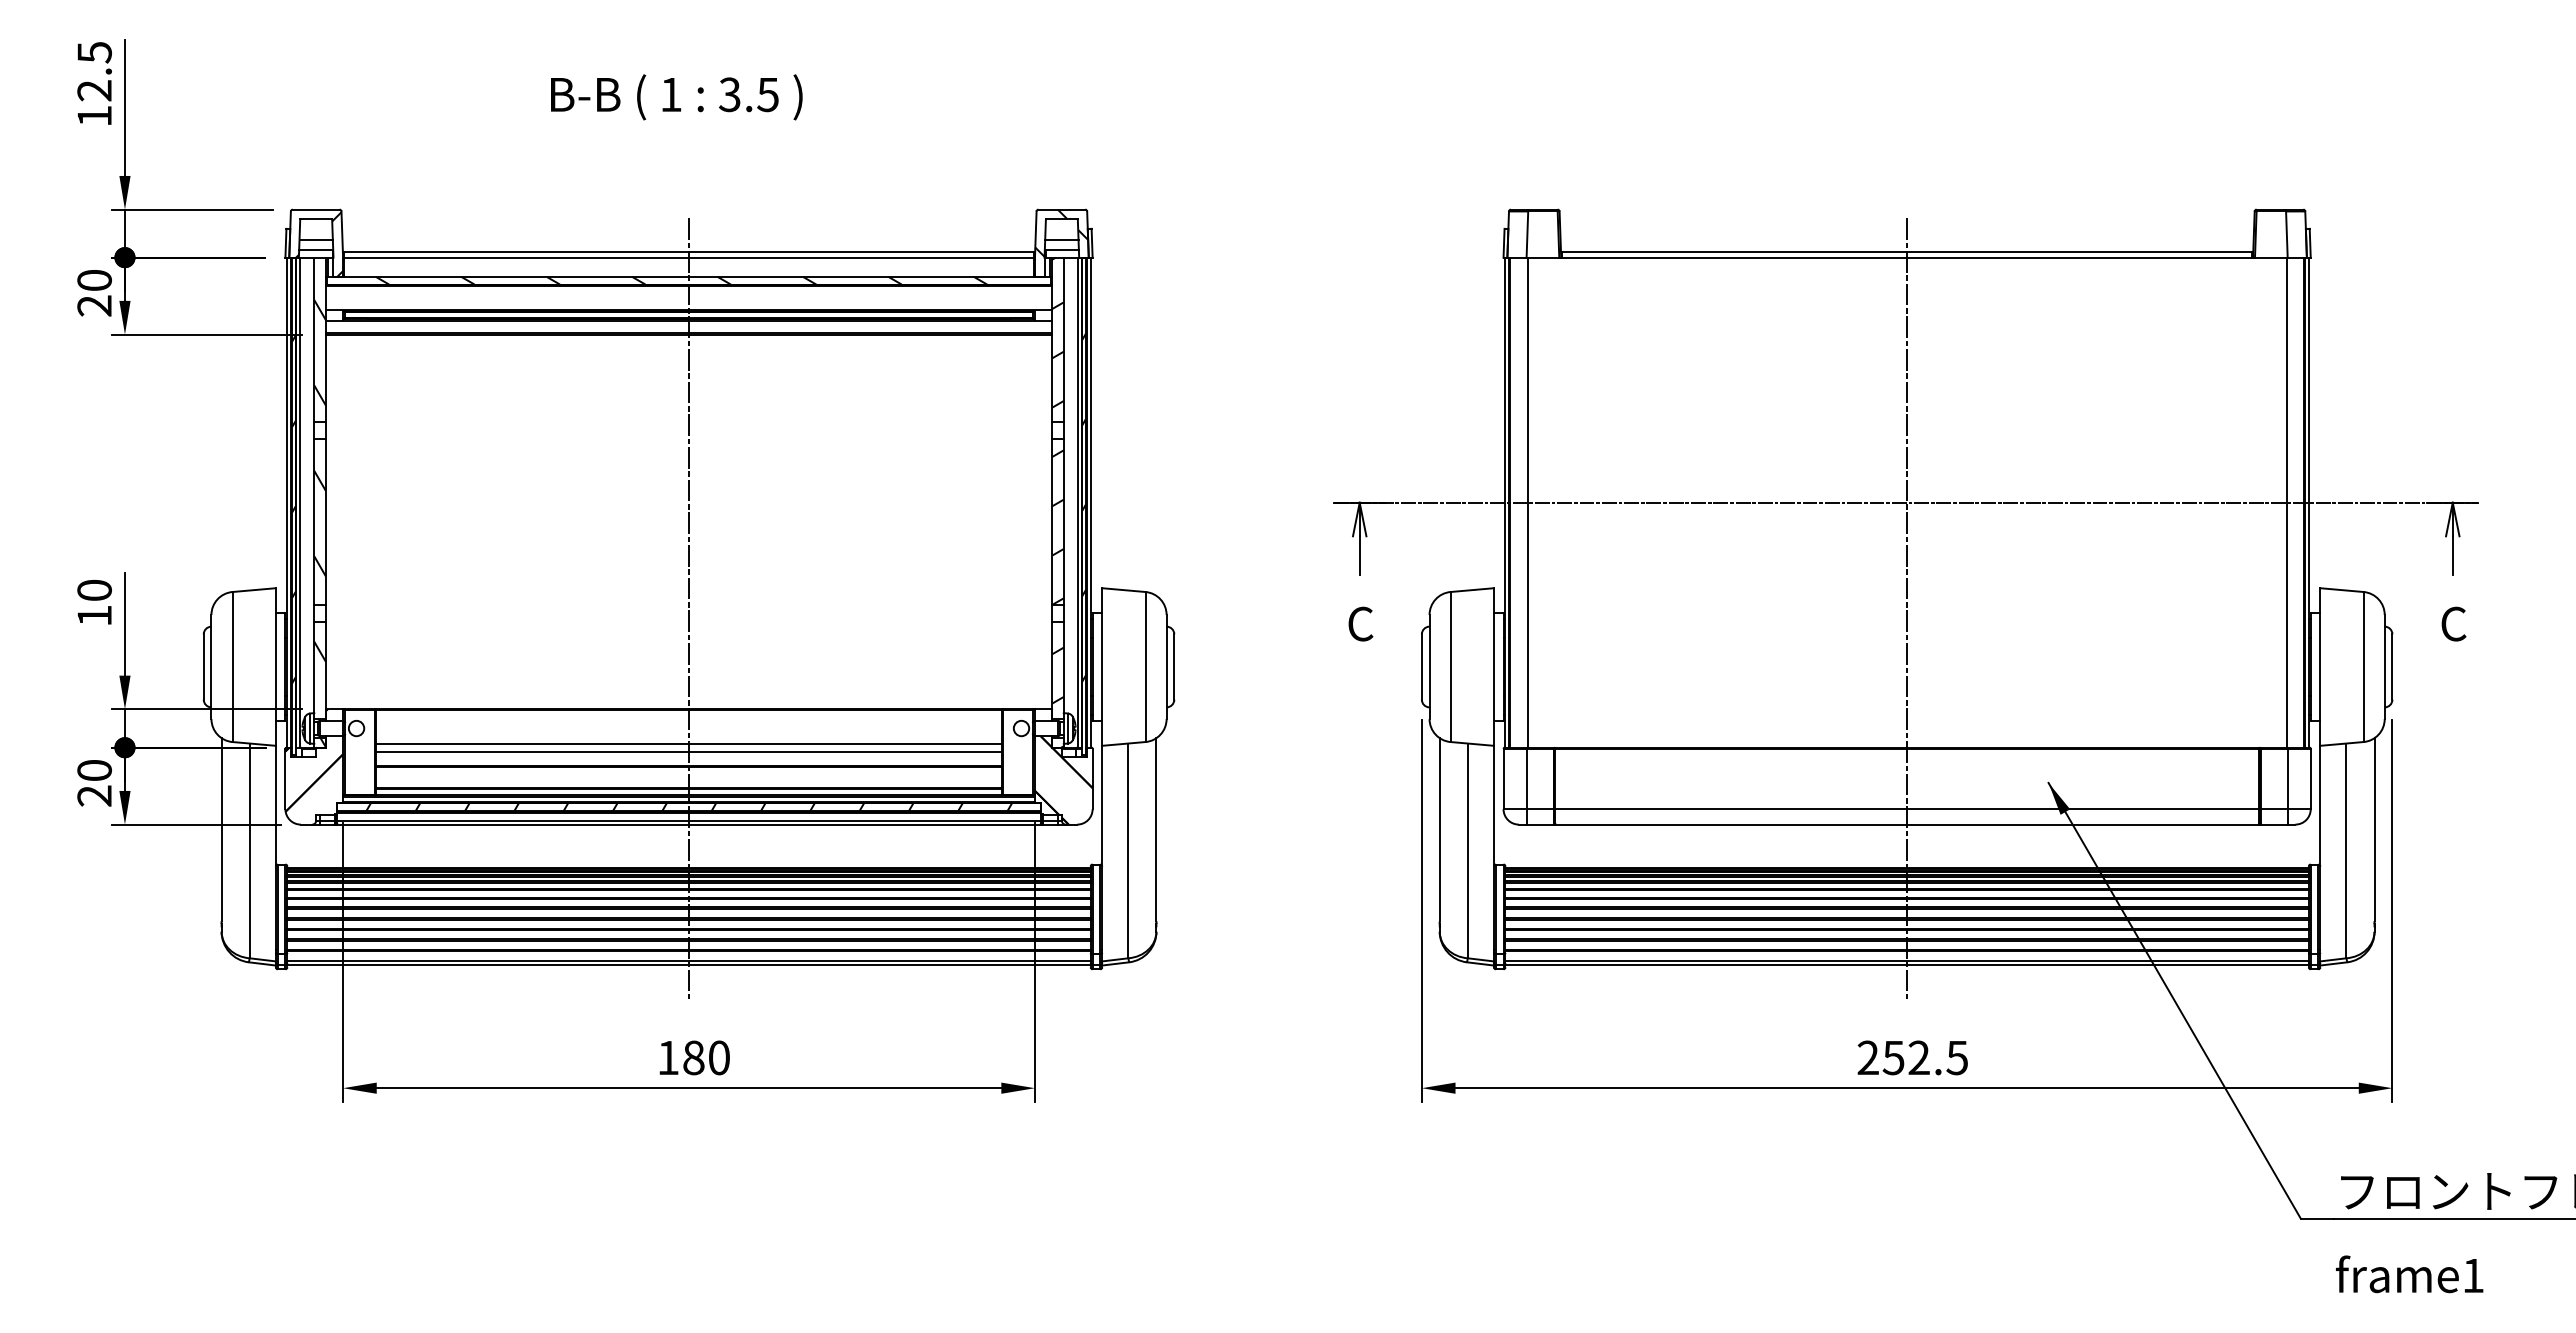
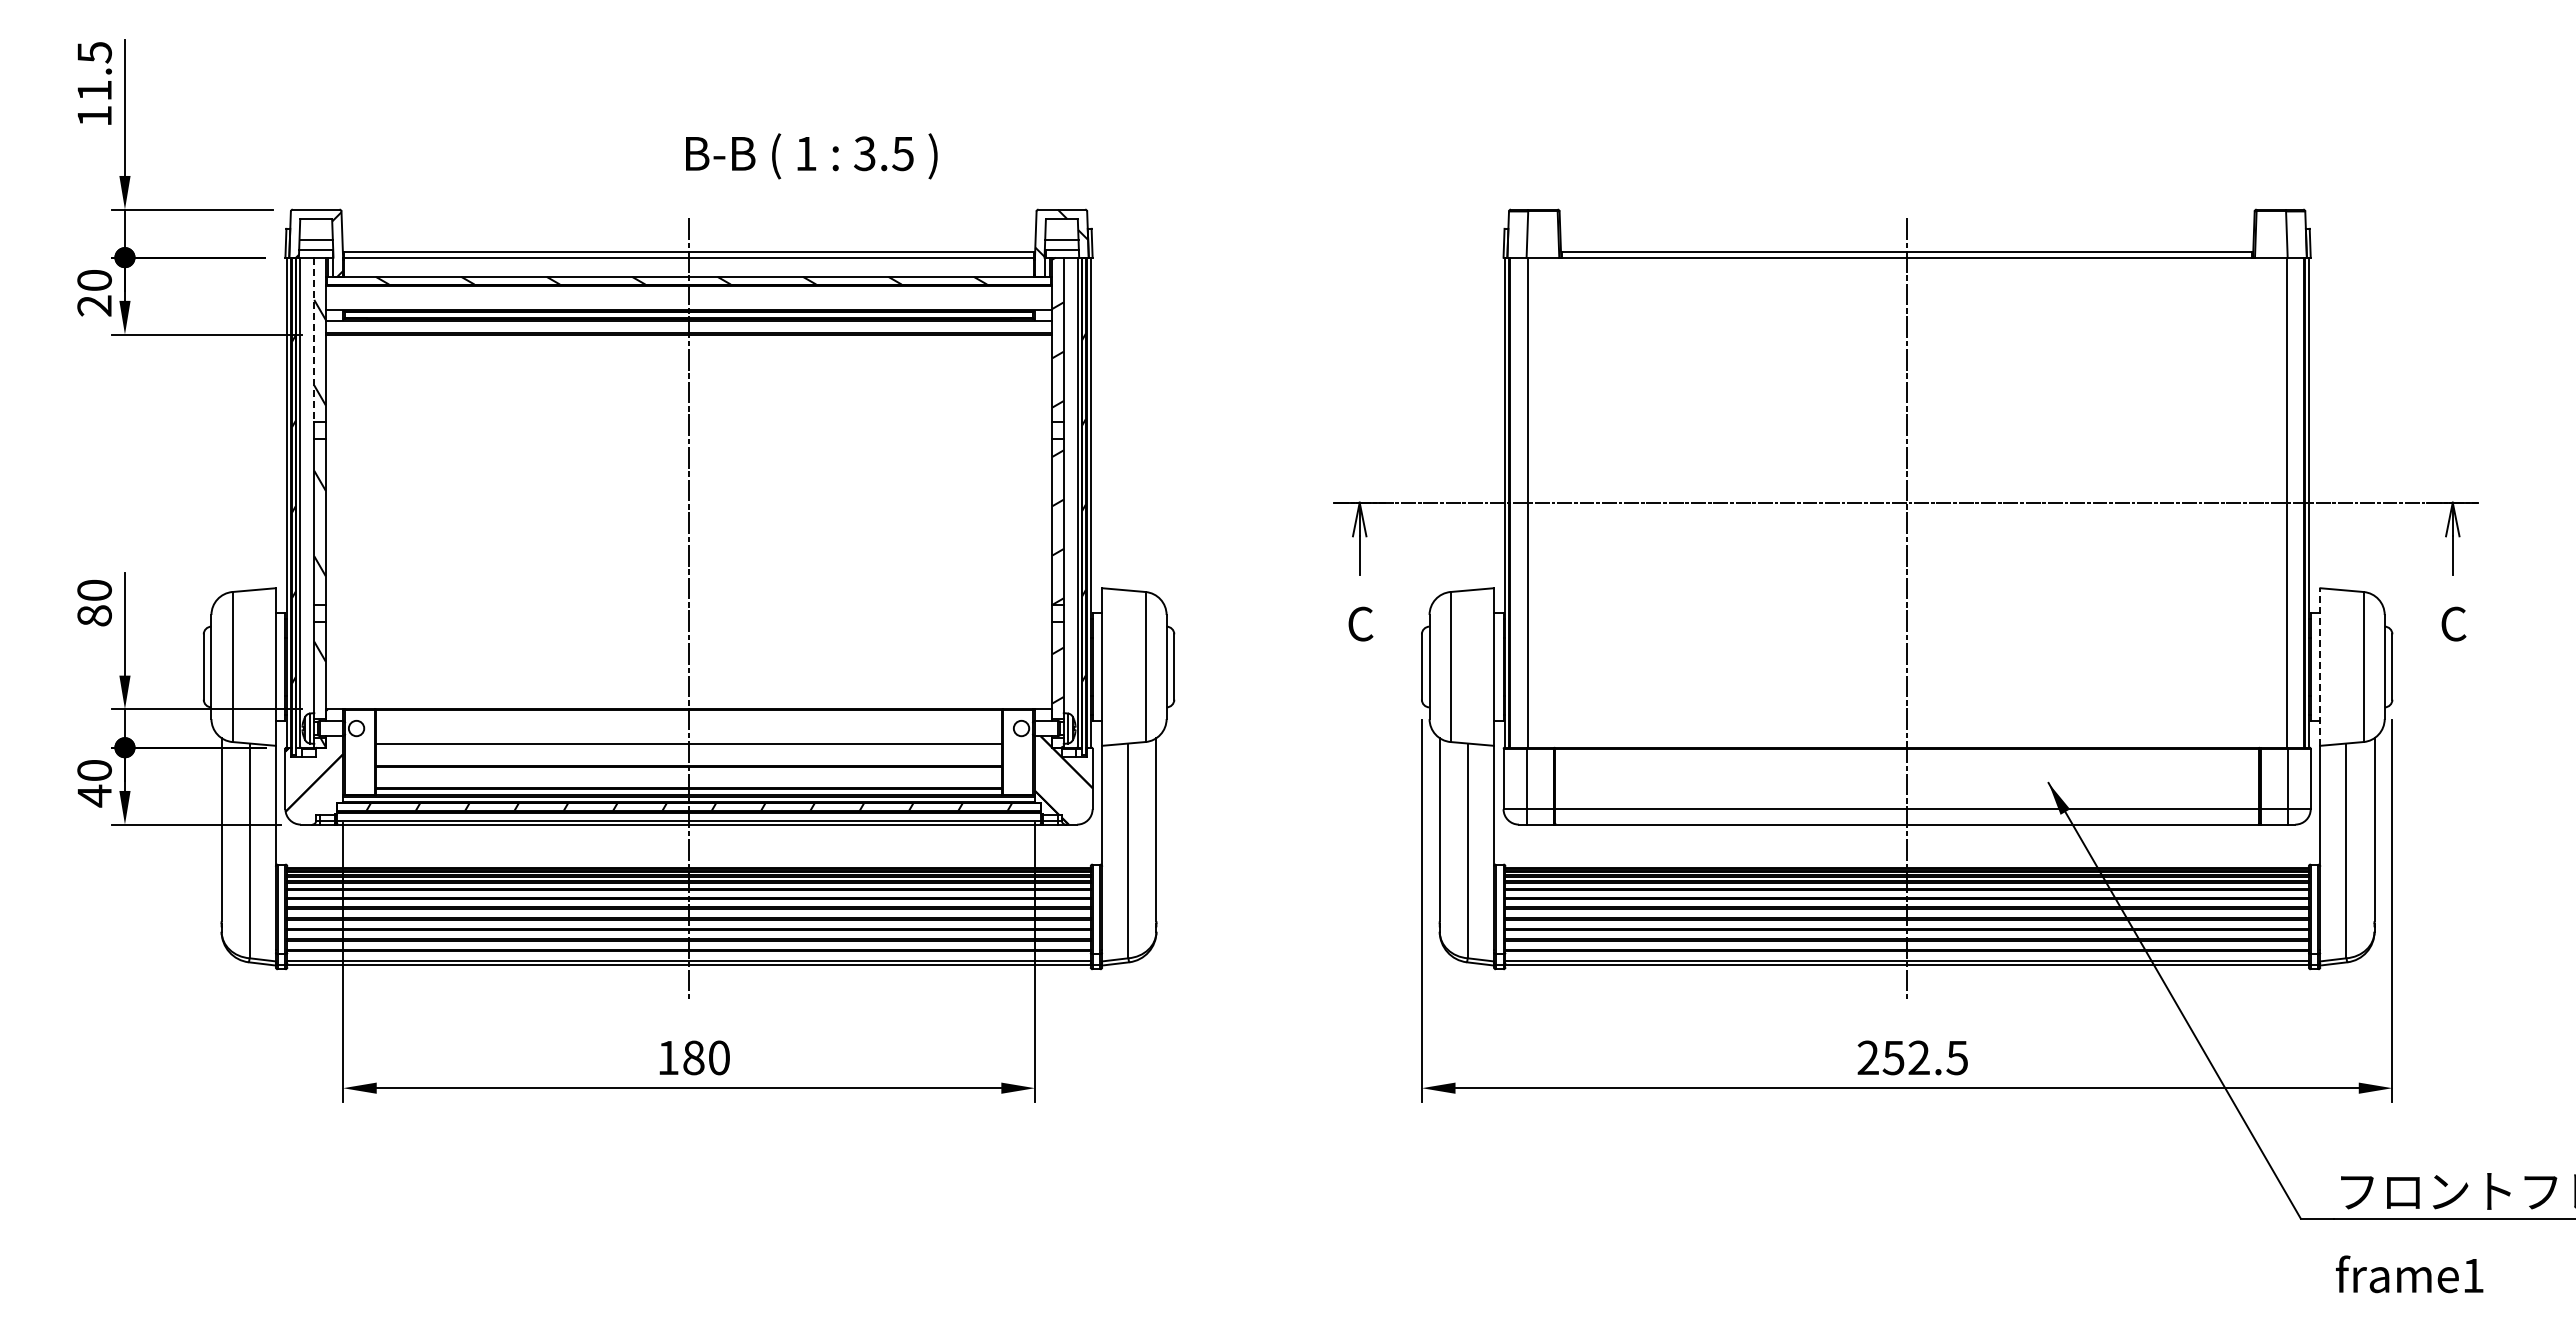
text: 12.5 -> 11.5 (94, 90)
text position: (676, 97) -> (811, 156) (811, 156)
line: solid -> dashed (314, 340)
text: 10 -> 80 (94, 615)
line: solid -> dashed (2320, 667)
line: present -> none (688, 751)
text: 20 -> 40 (94, 795)
